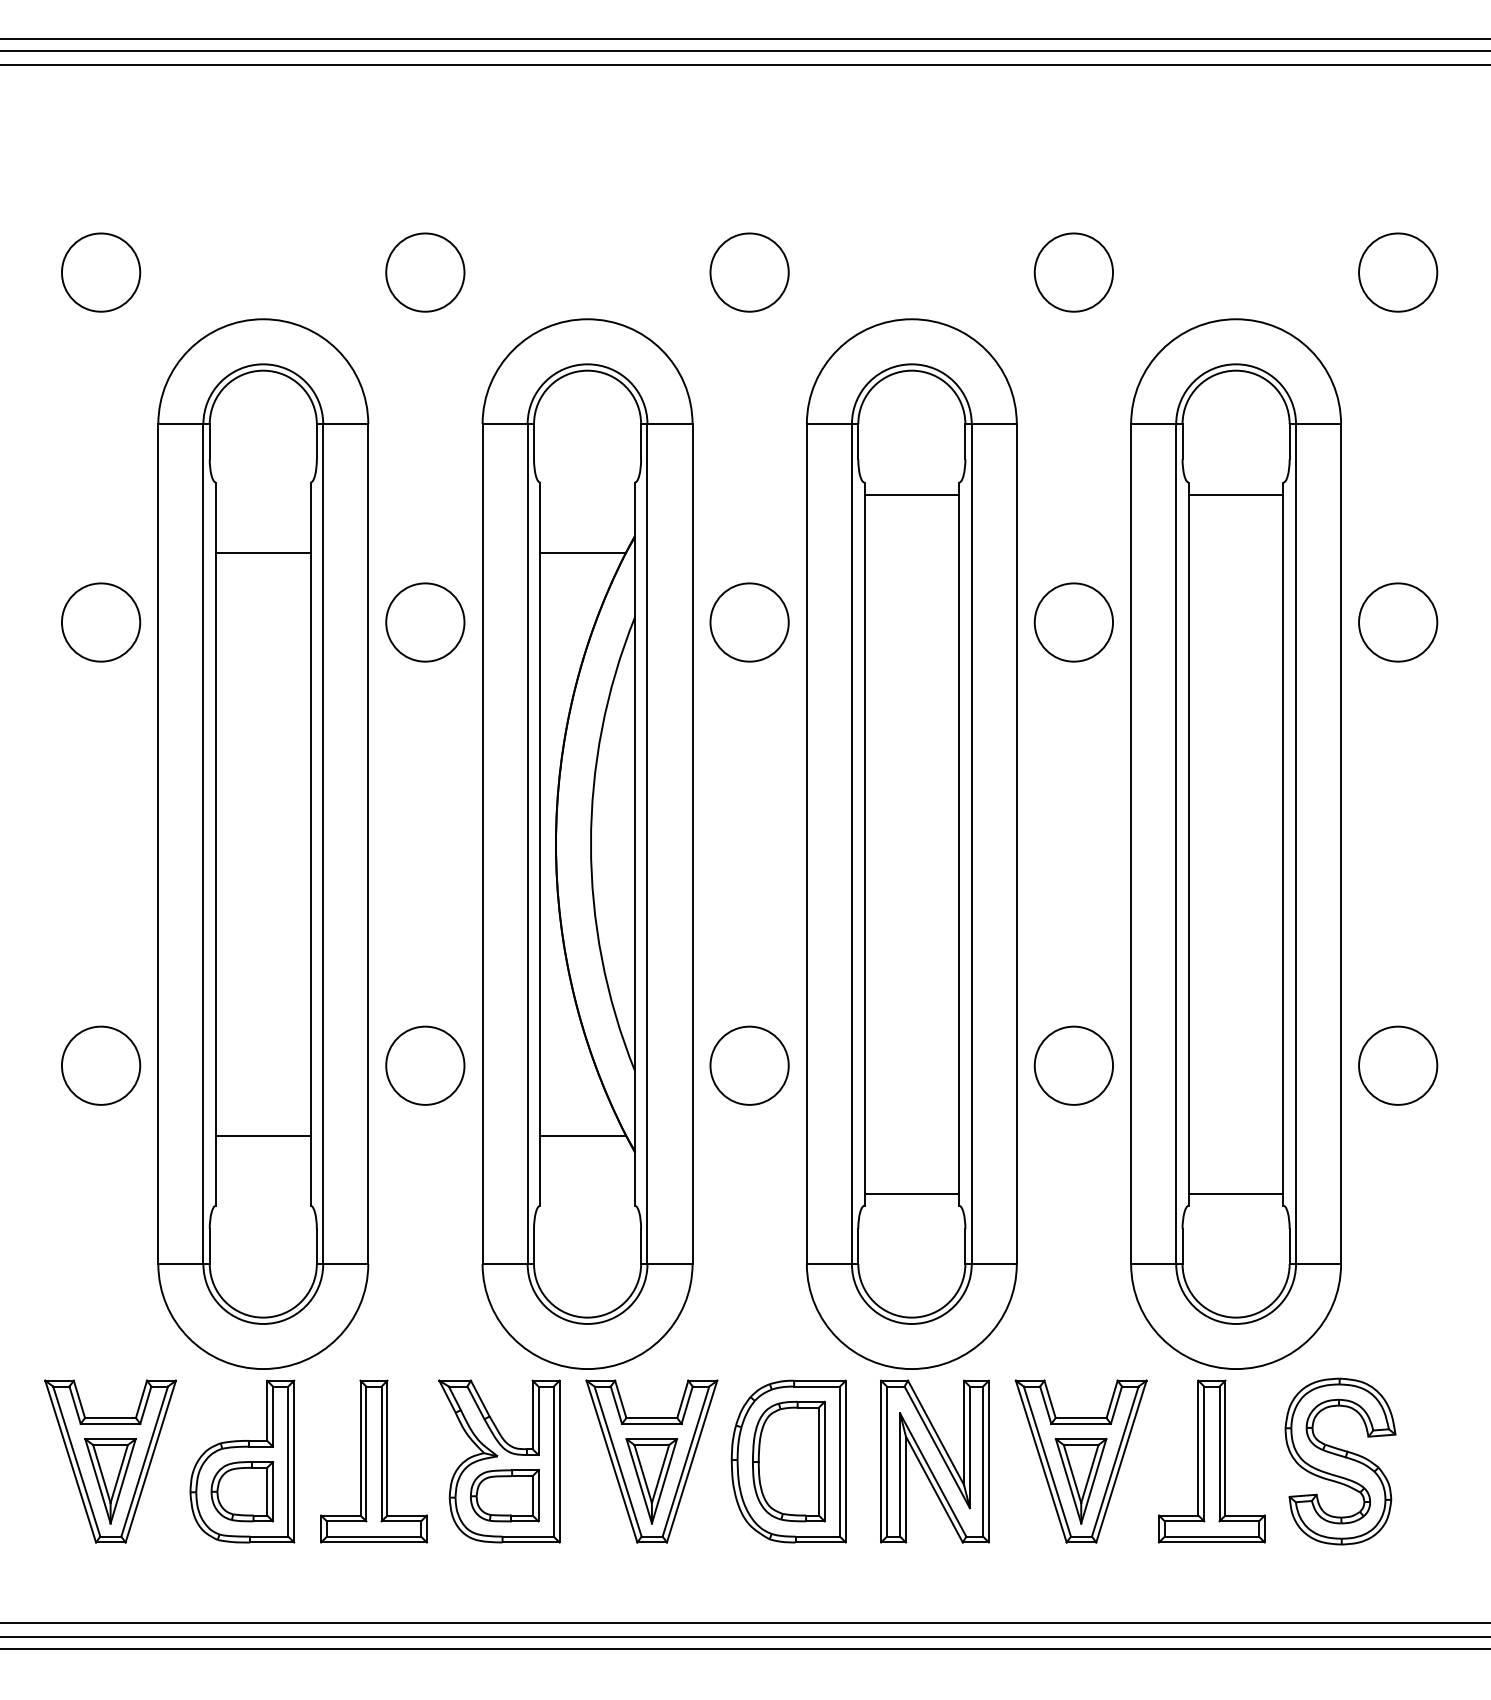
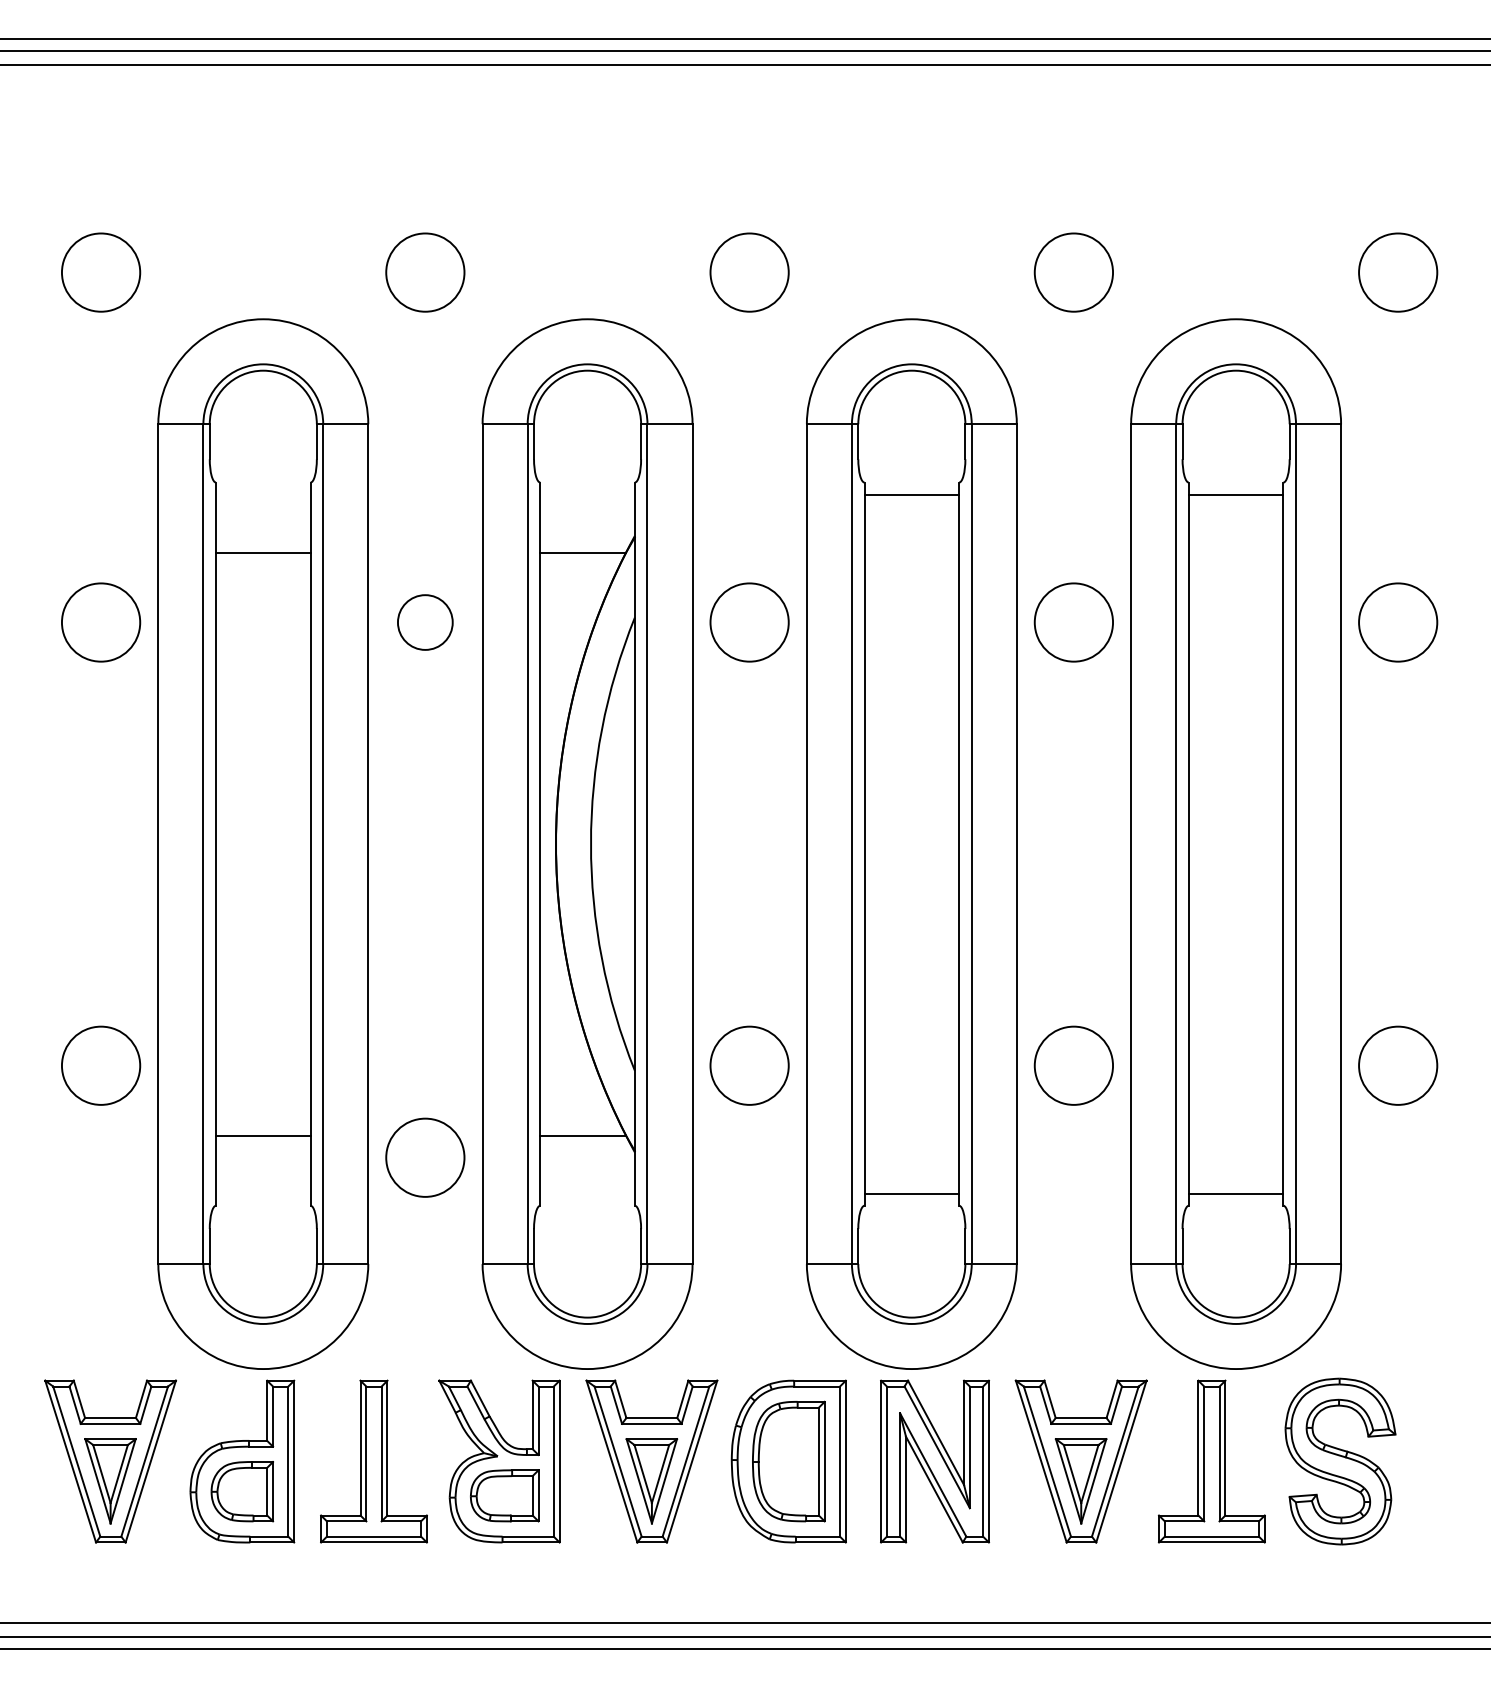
circle diameter: 78 px -> 55 px (424, 622)
circle position: (425, 1065) -> (425, 1157) (425, 1157)
